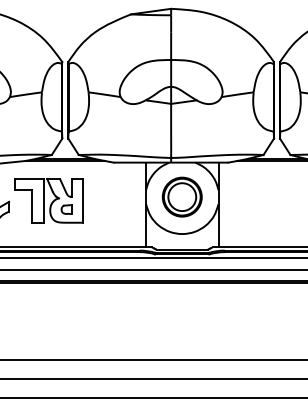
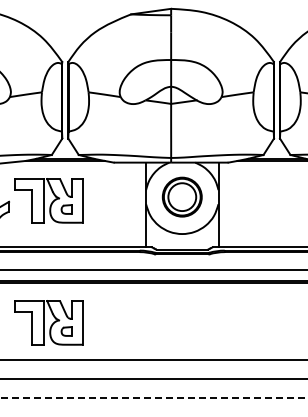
line: present -> none (153, 258)
part: none -> present (48, 322)
line: solid -> dashed (154, 398)
